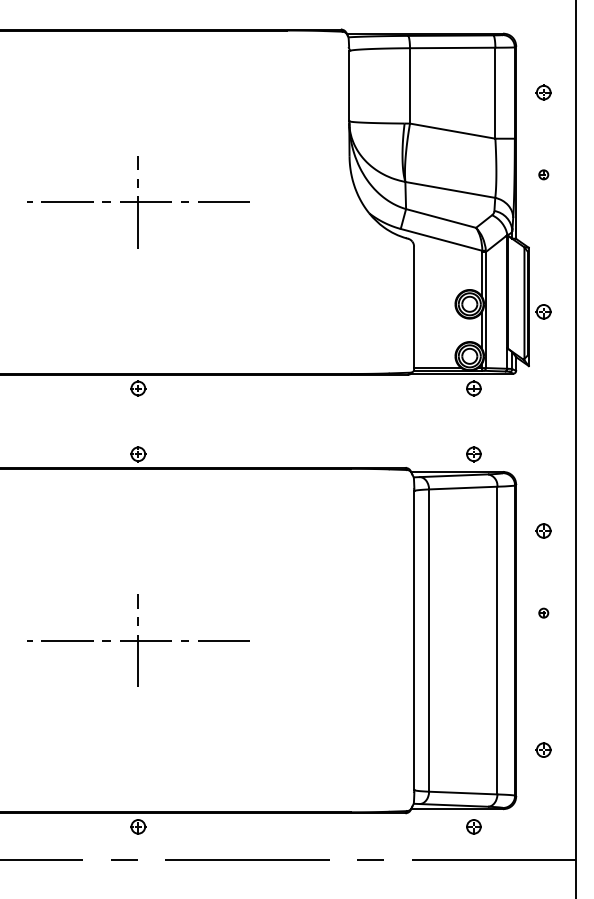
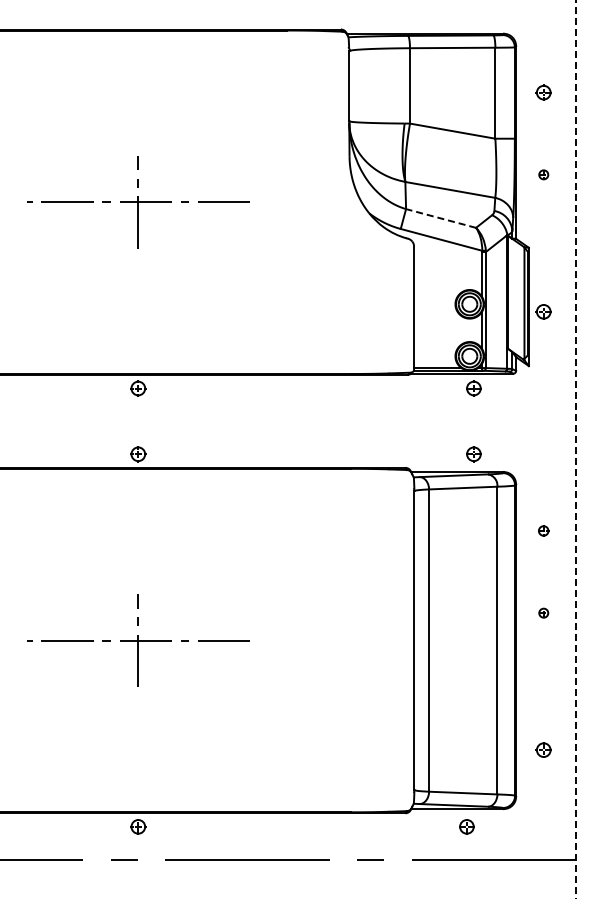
line: solid -> dashed (440, 218)
line: solid -> dashed (576, 449)
part size: 17x16 px -> 12x12 px (543, 530)
part position: (473, 826) -> (466, 826) (466, 826)
